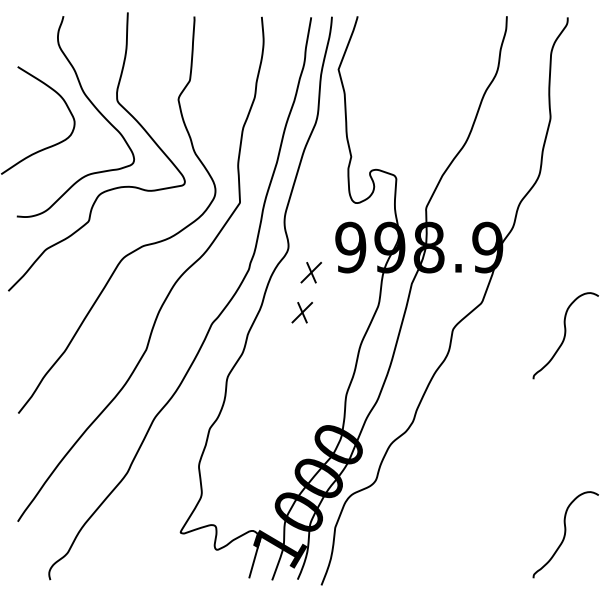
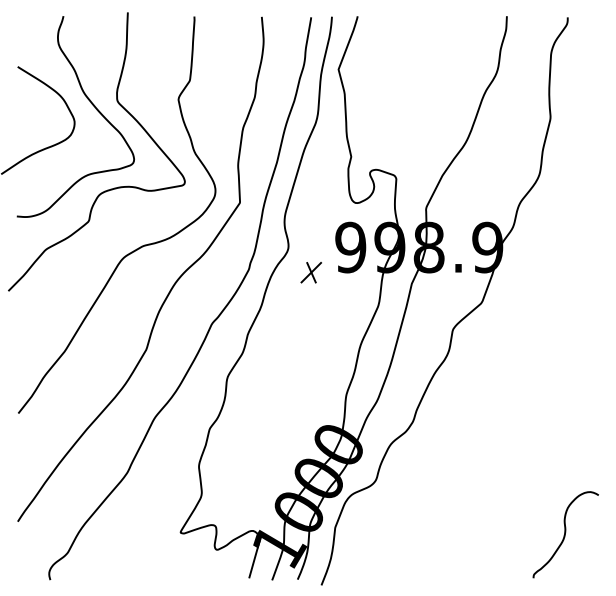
part: present -> none (301, 312)
curve: present -> none (565, 335)
